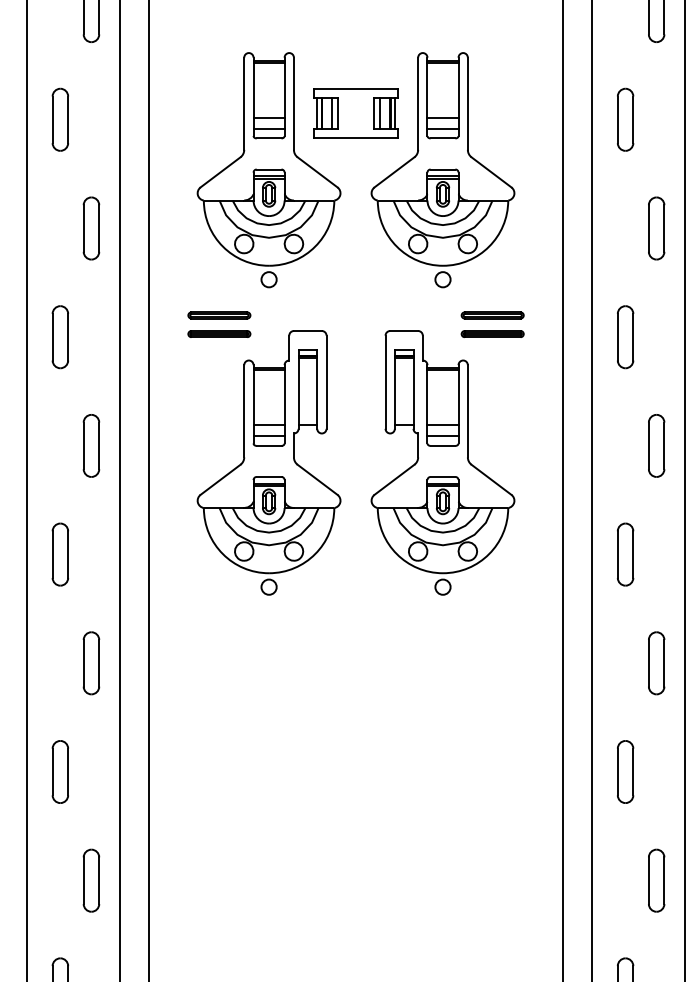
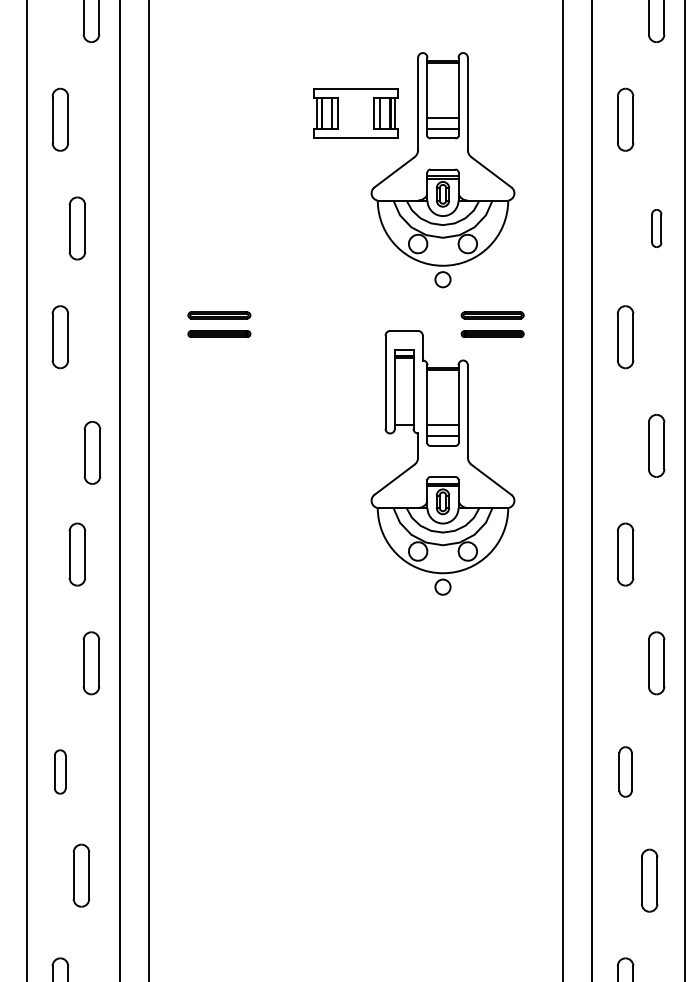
part: present -> none (268, 170)
part position: (91, 228) -> (77, 228) (77, 228)
part size: 18x65 px -> 12x39 px (656, 228)
part position: (91, 445) -> (92, 452) (92, 452)
part: present -> none (268, 462)
part position: (59, 554) -> (76, 554) (76, 554)
part size: 18x64 px -> 13x46 px (60, 771)
part size: 18x64 px -> 15x52 px (625, 771)
part position: (91, 880) -> (81, 875) (81, 875)
part position: (656, 880) -> (649, 880) (649, 880)
